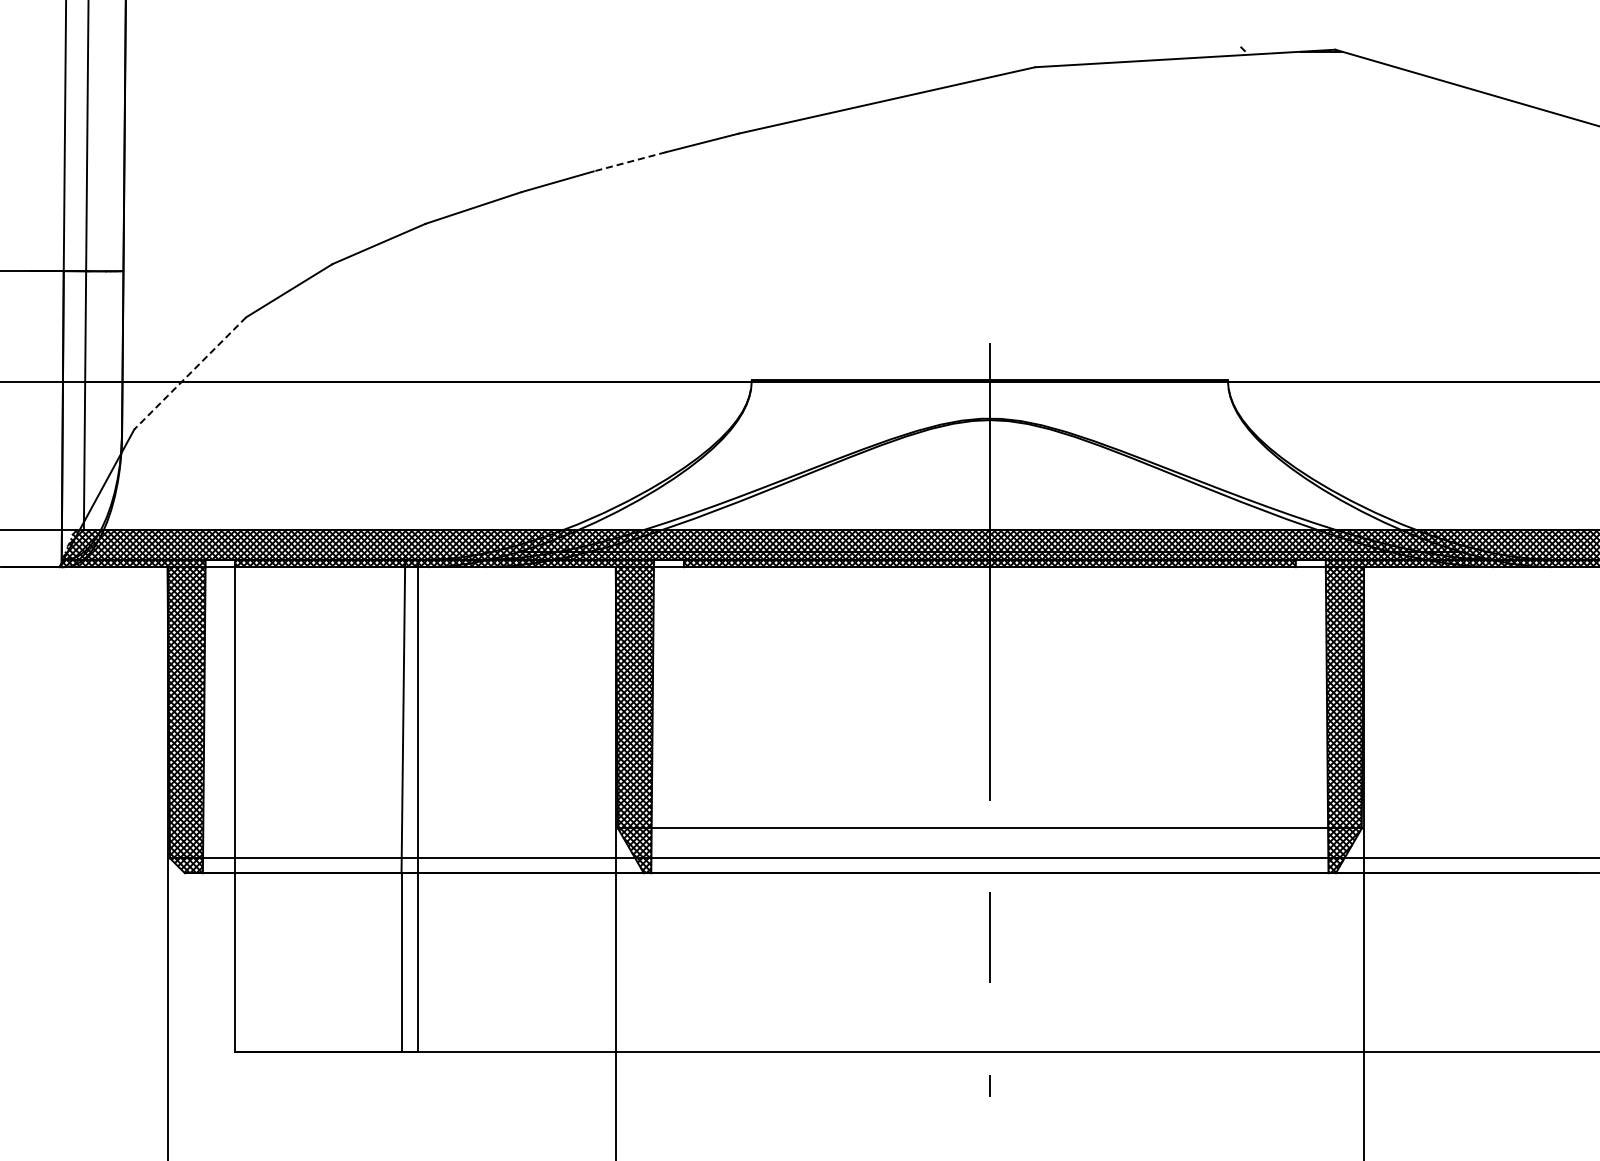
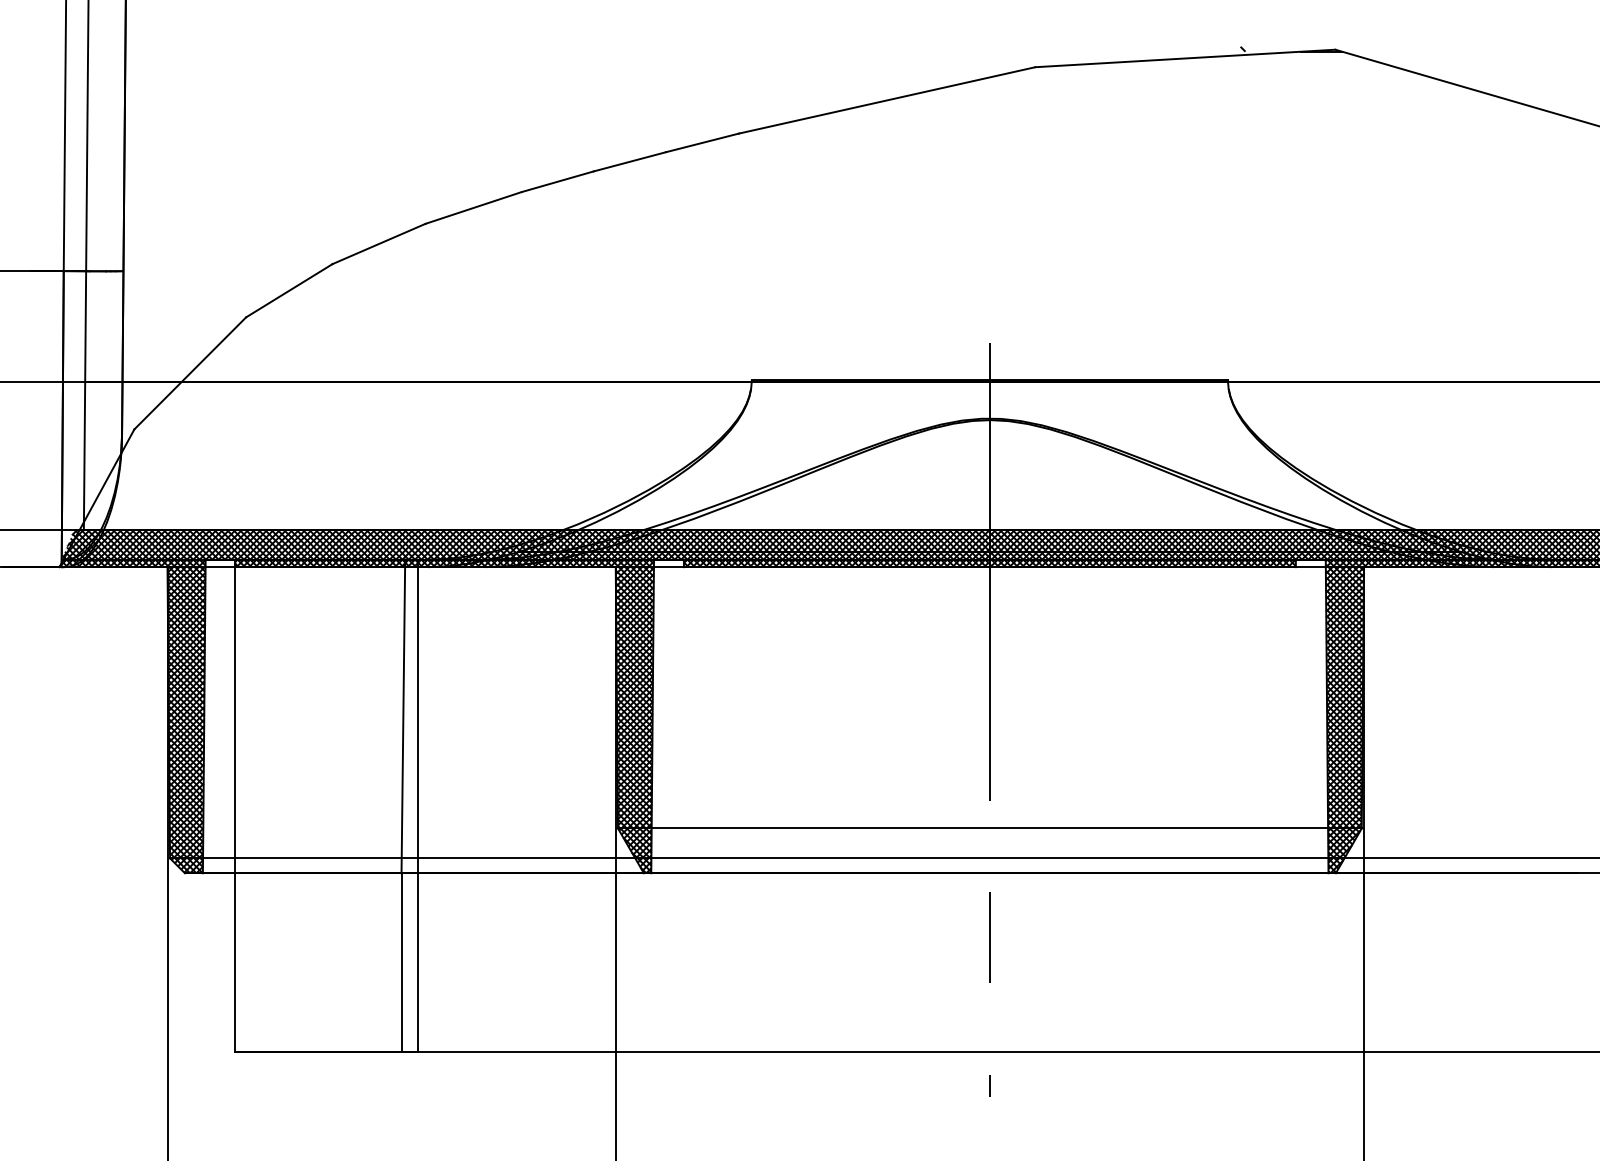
line: dashed -> solid (629, 161)
line: dashed -> solid (189, 373)
